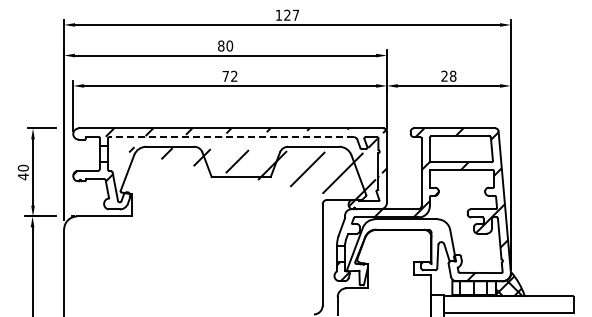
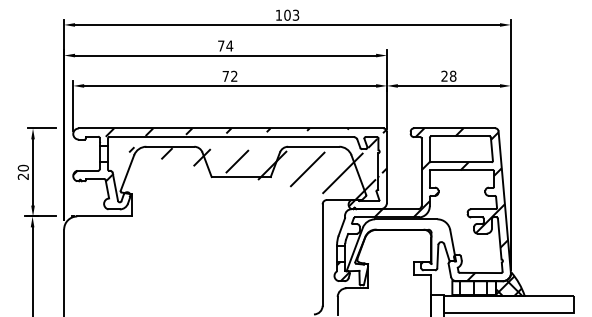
text: 127 -> 103 (291, 14)
text: 80 -> 74 (225, 45)
line: dashed -> solid (231, 137)
text: 40 -> 20 (22, 176)
